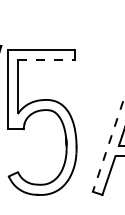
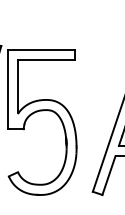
line: dashed -> solid (46, 60)
line: dashed -> solid (108, 144)
